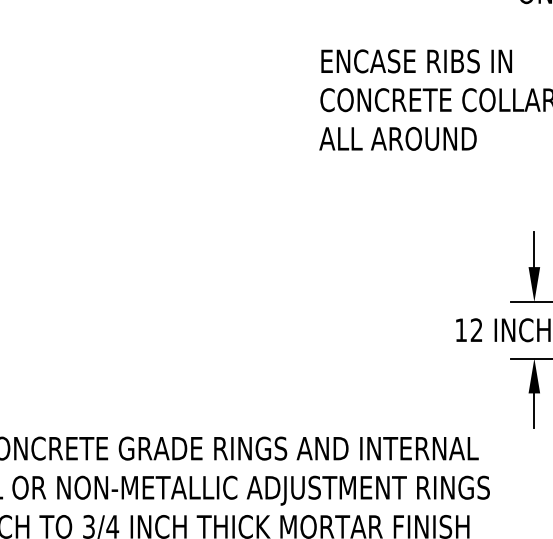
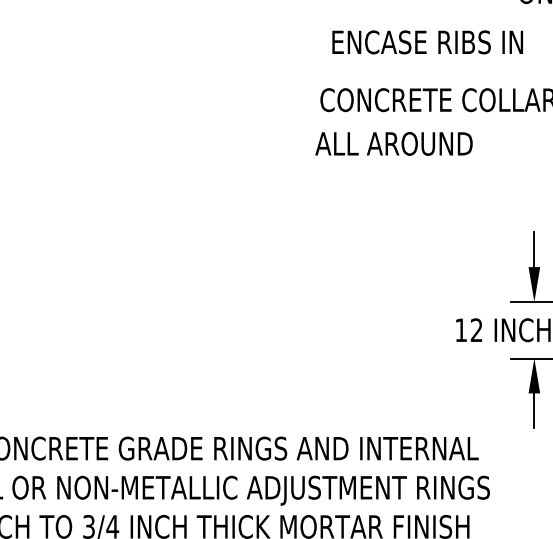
text position: (416, 61) -> (427, 42) (427, 42)
text position: (397, 138) -> (393, 143) (393, 143)
